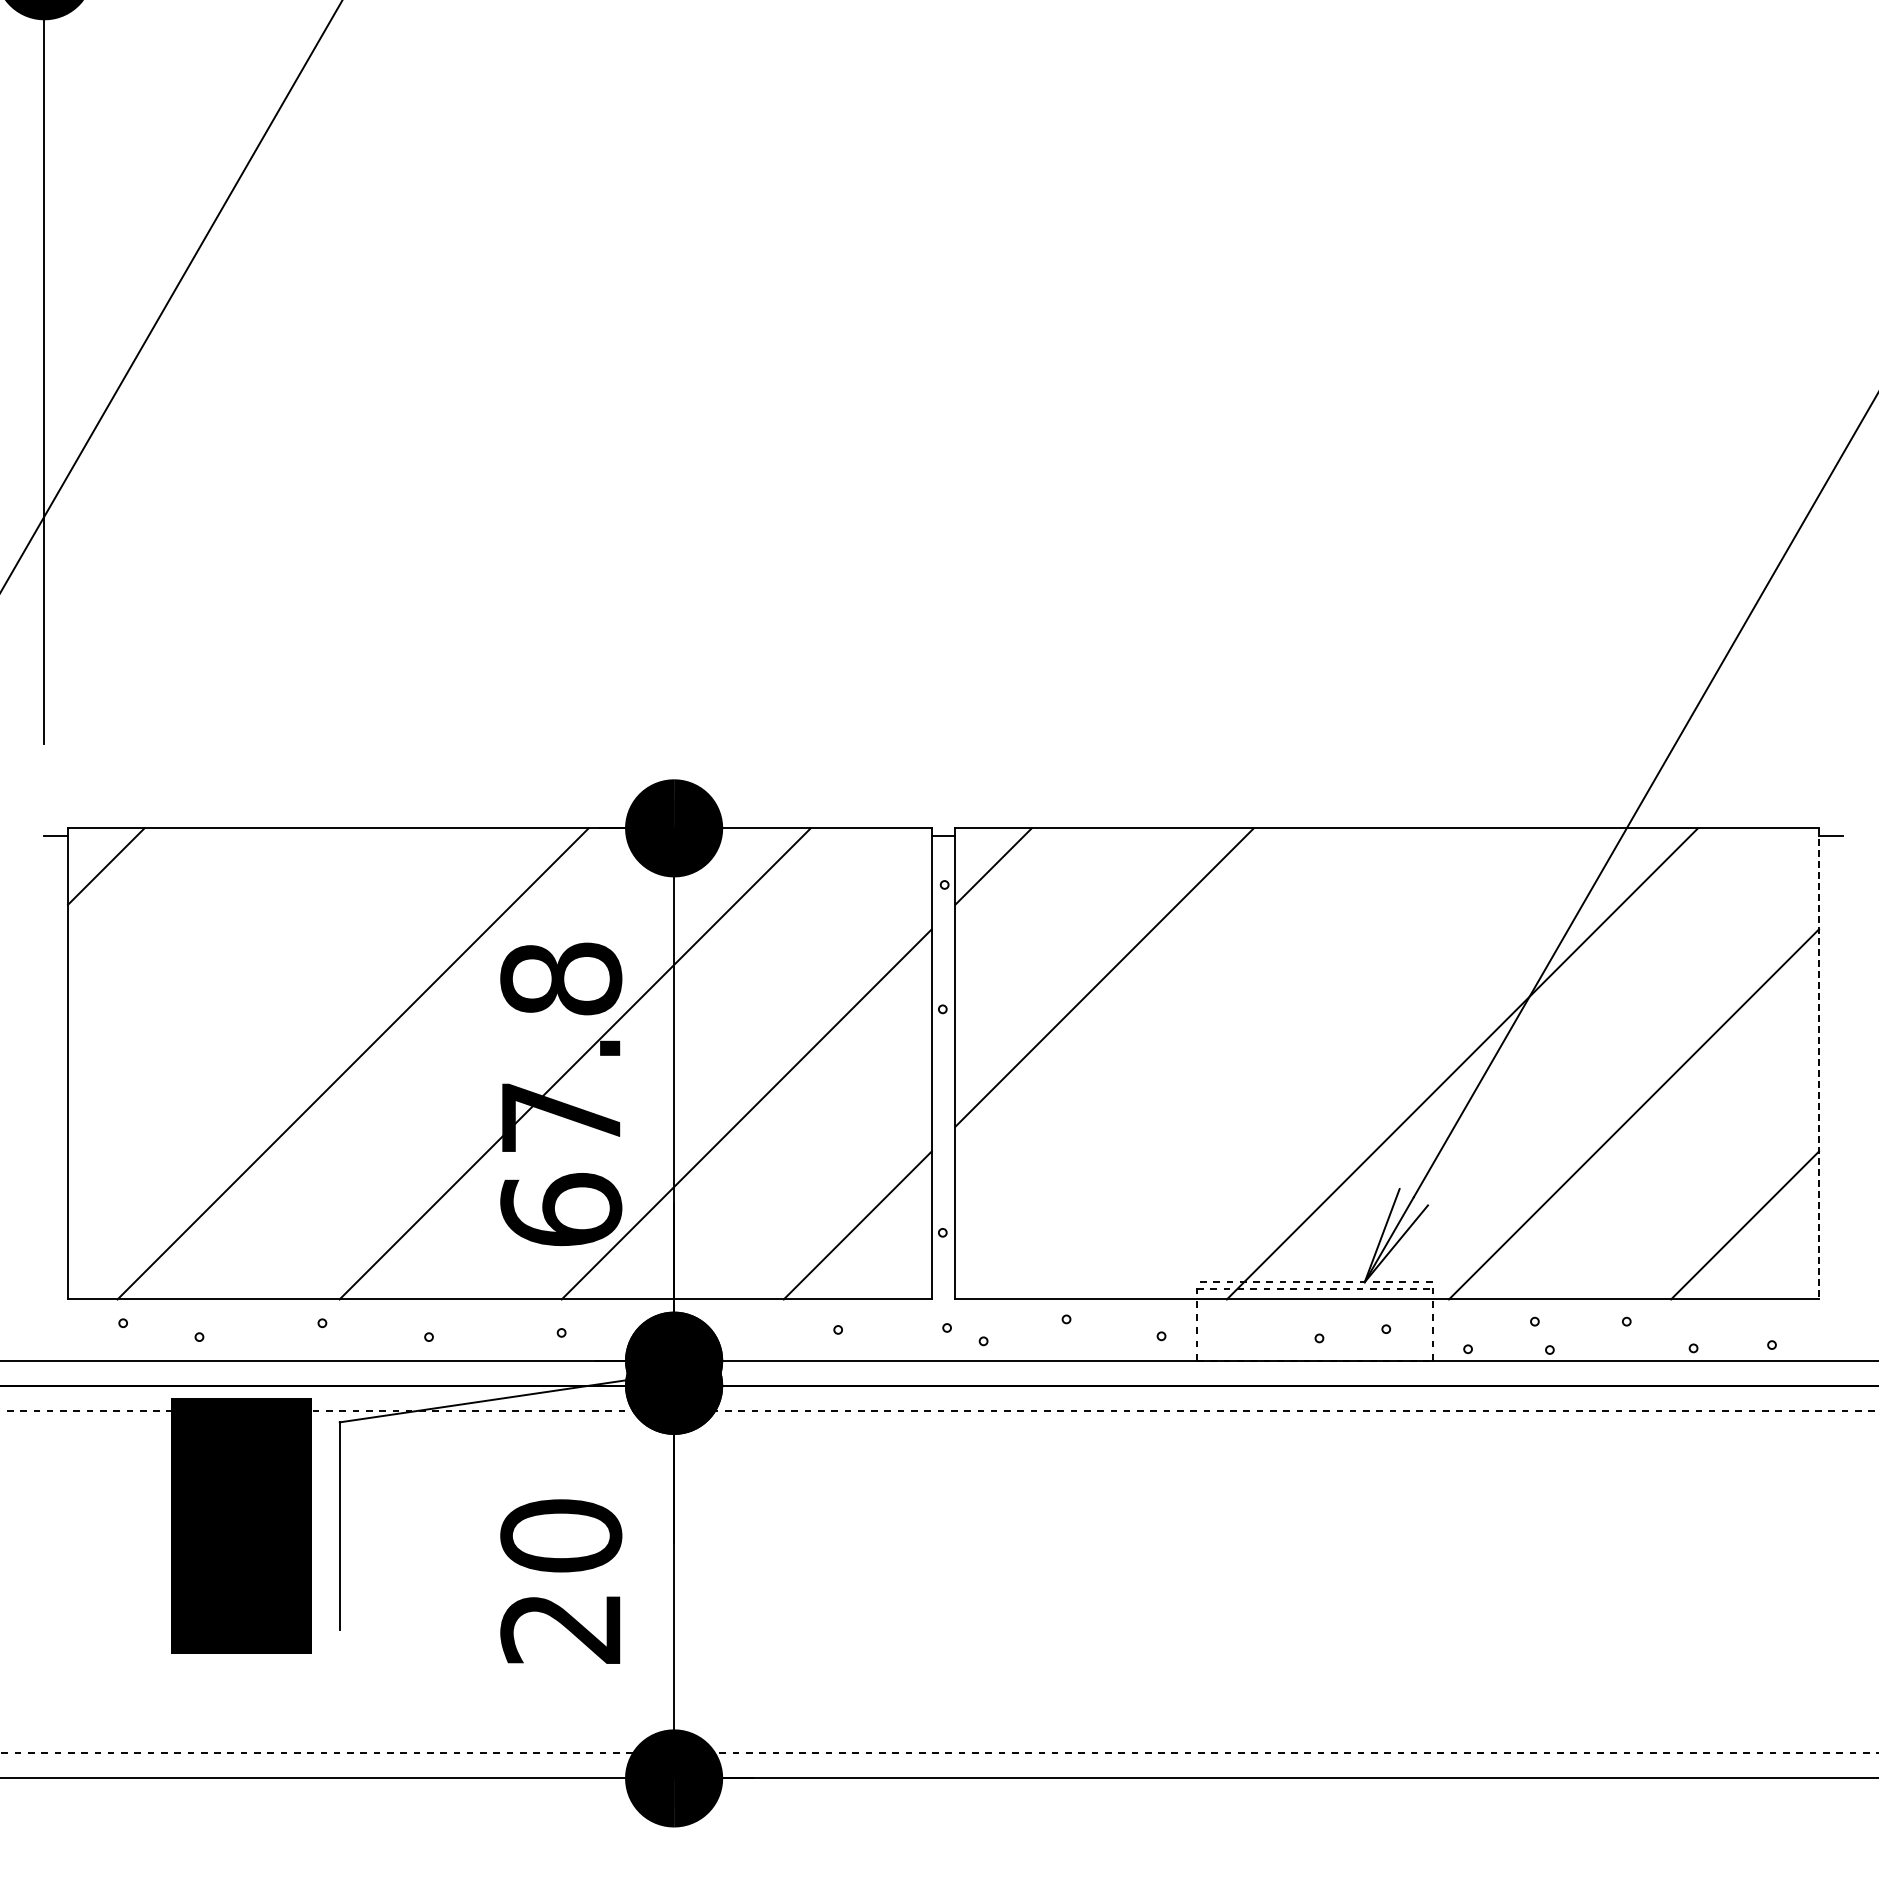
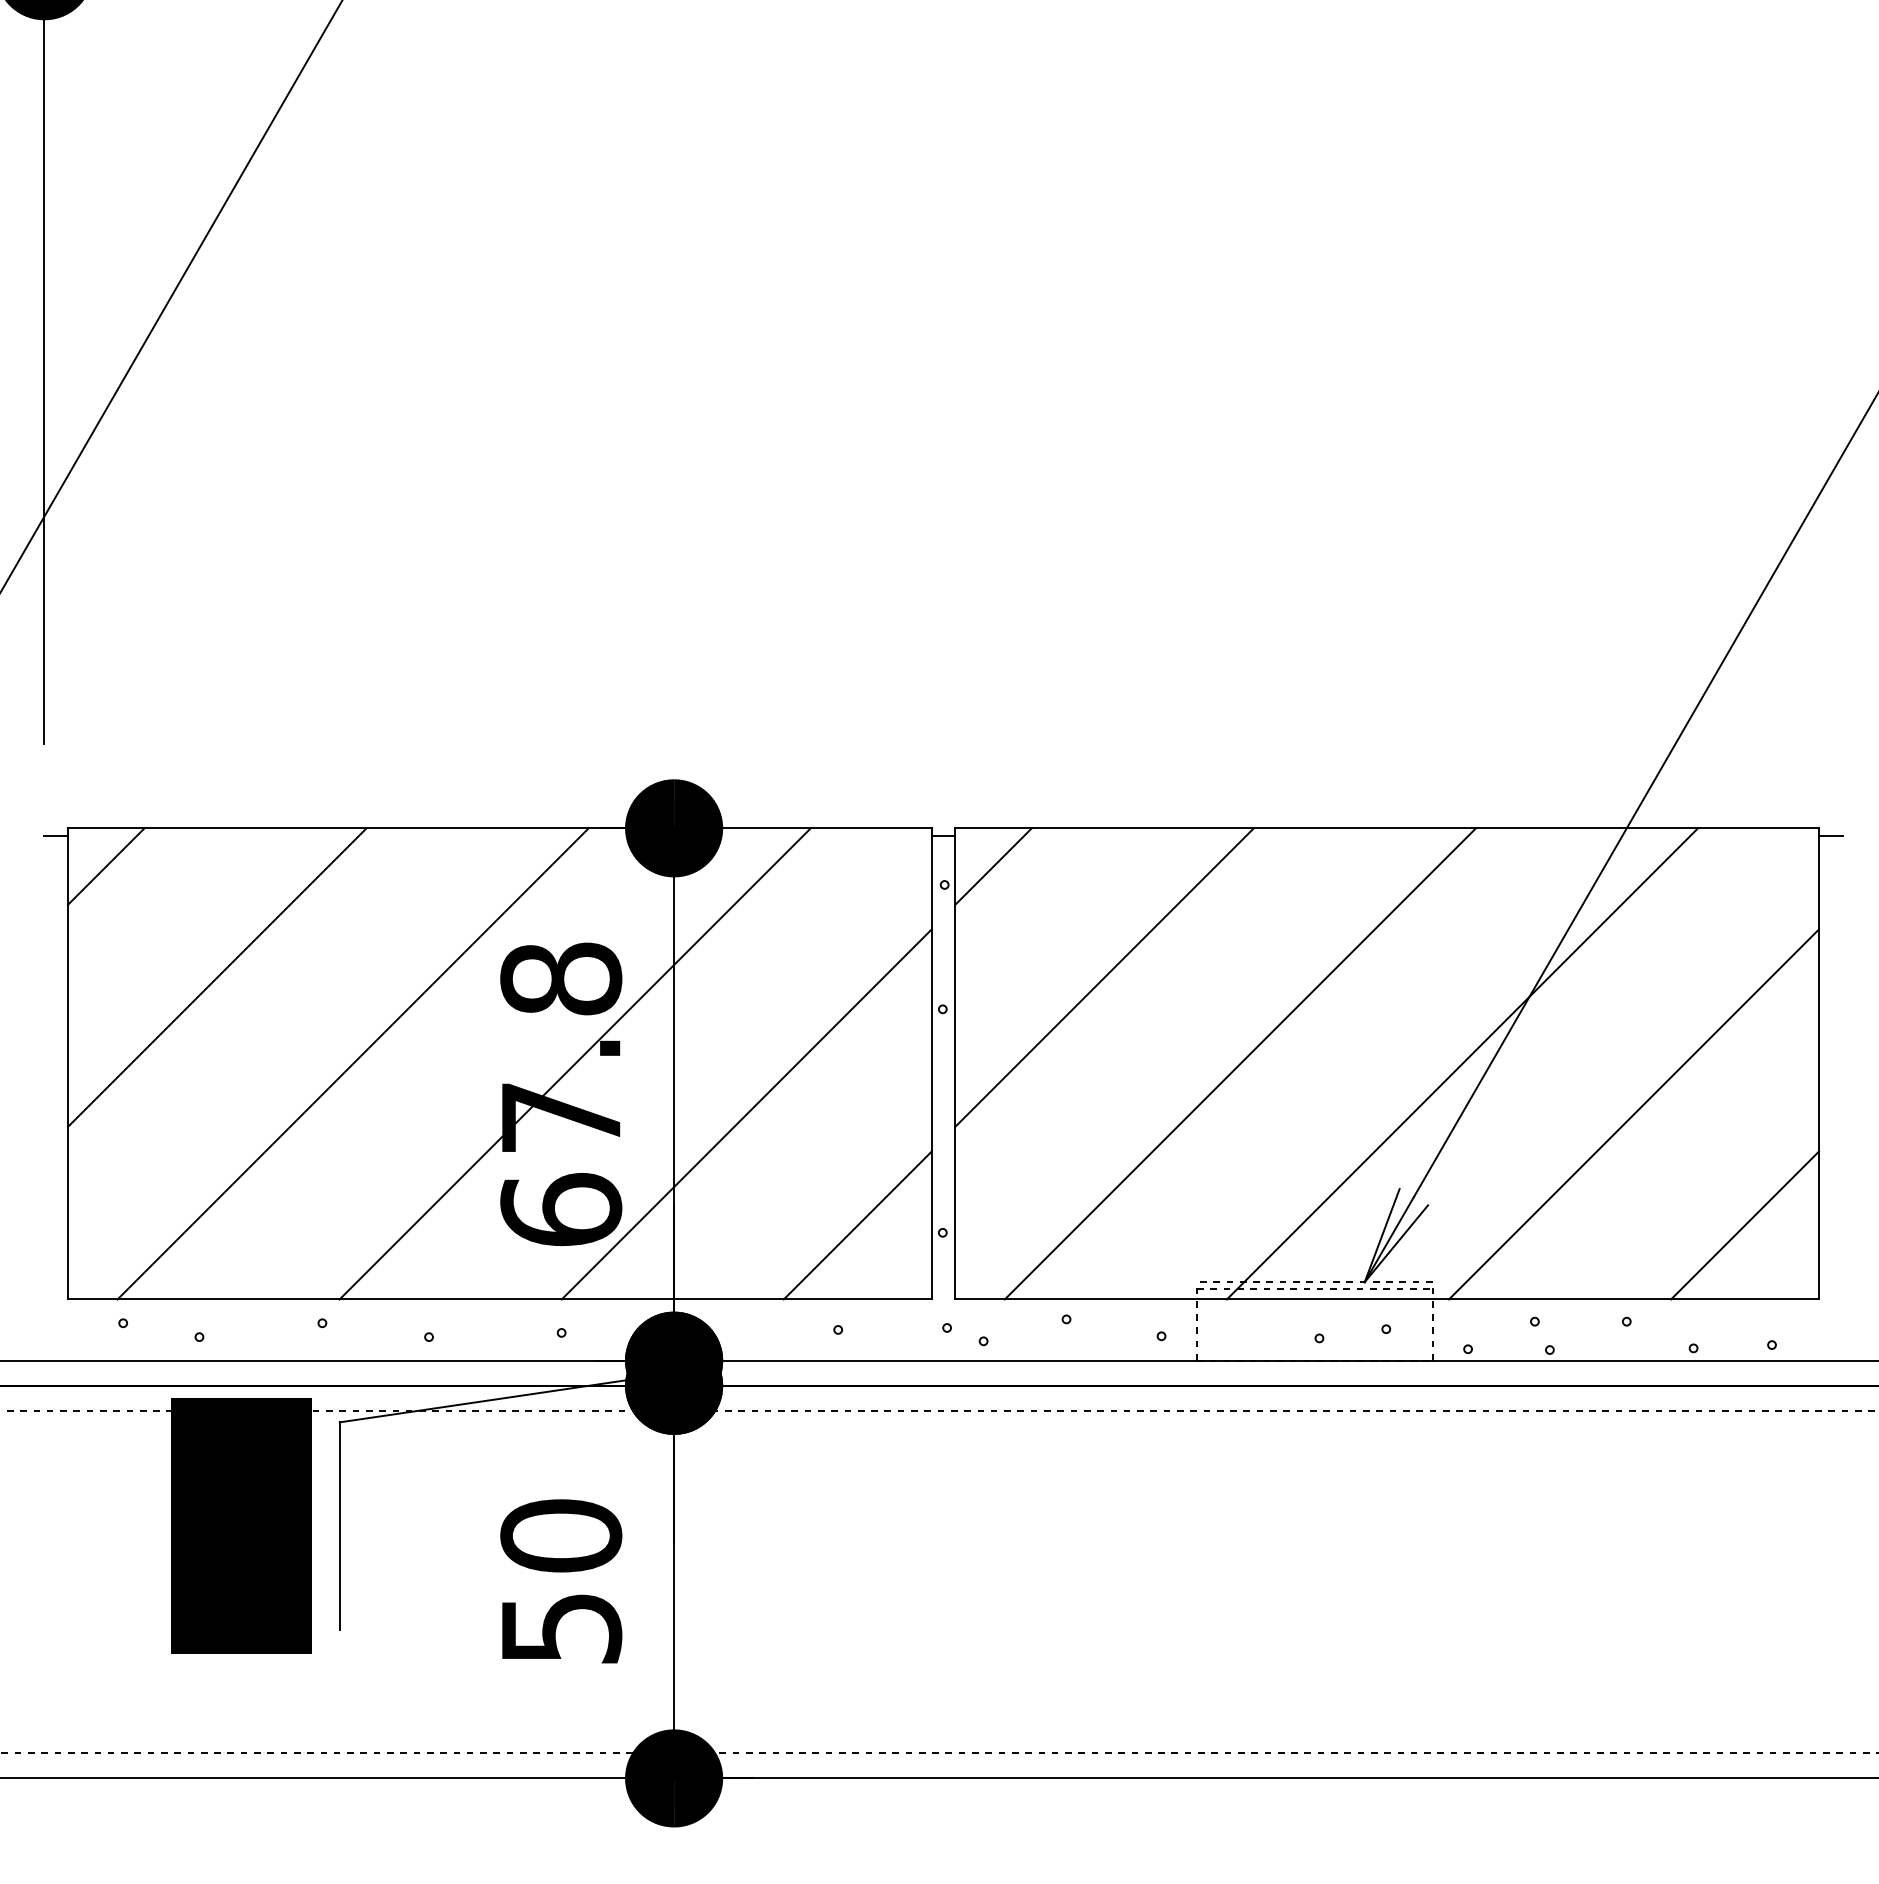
line: none -> present (217, 977)
line: none -> present (1239, 1063)
line: dashed -> solid (1818, 1063)
text: 20 -> 50 (561, 1628)
